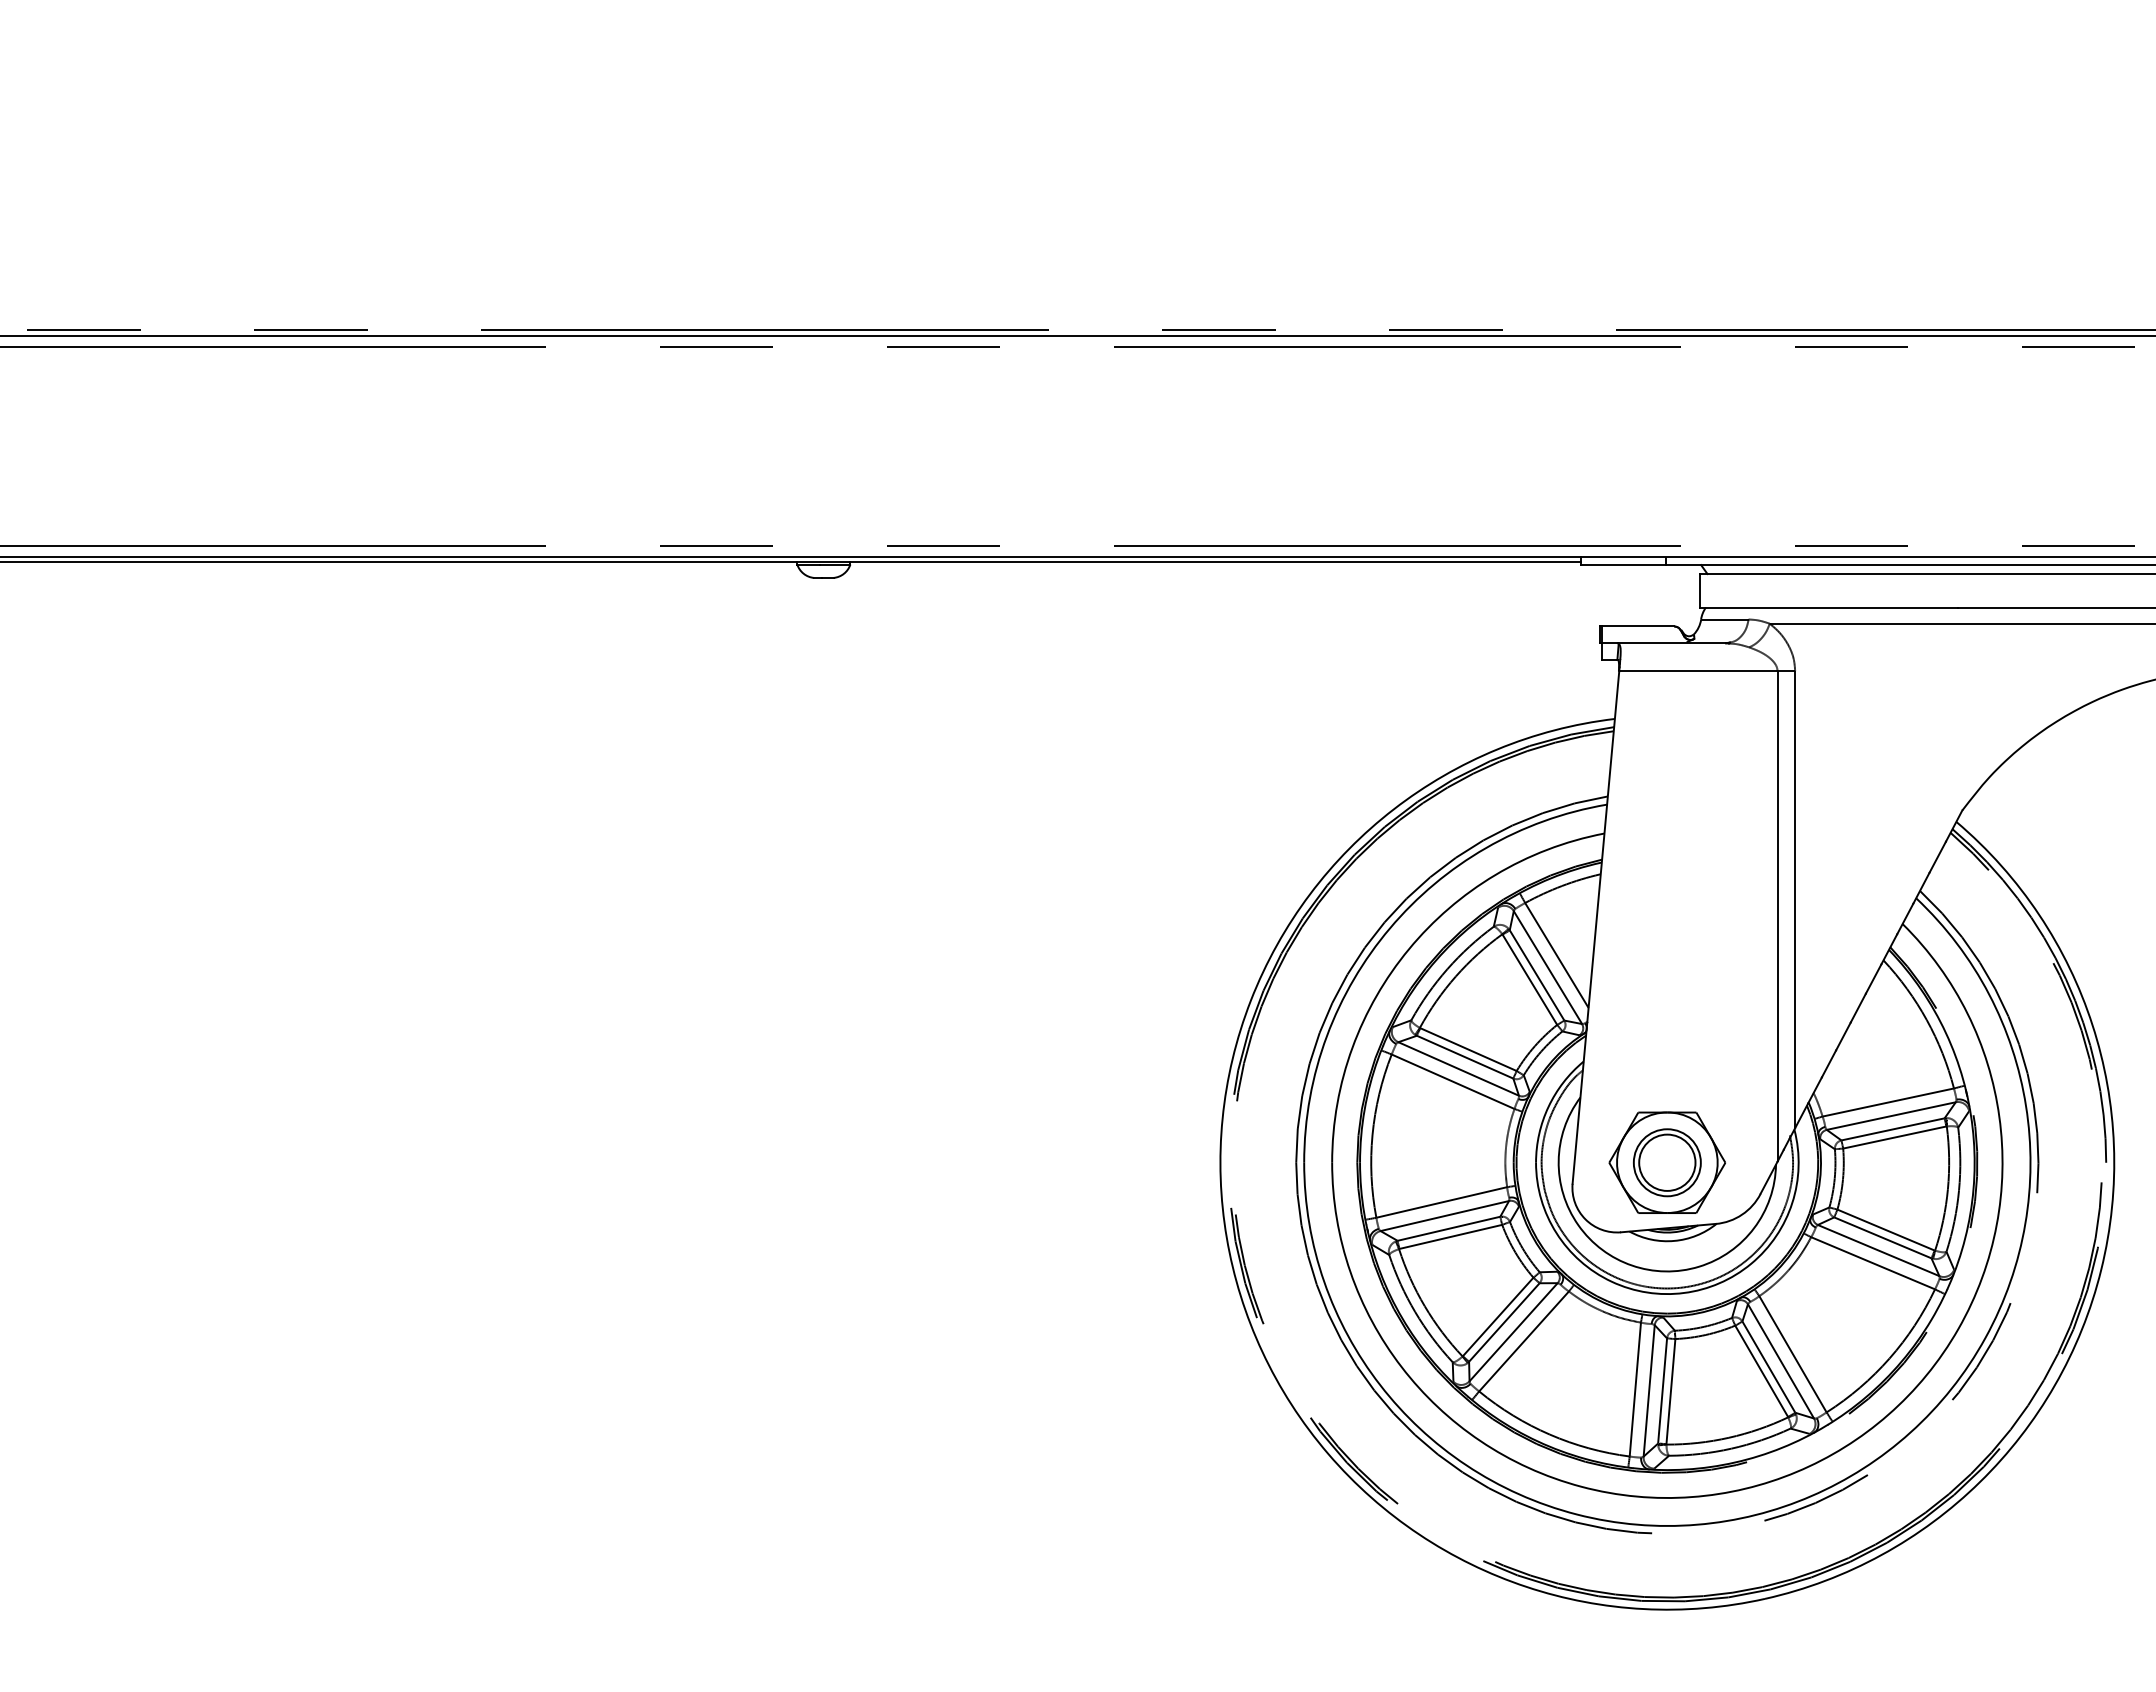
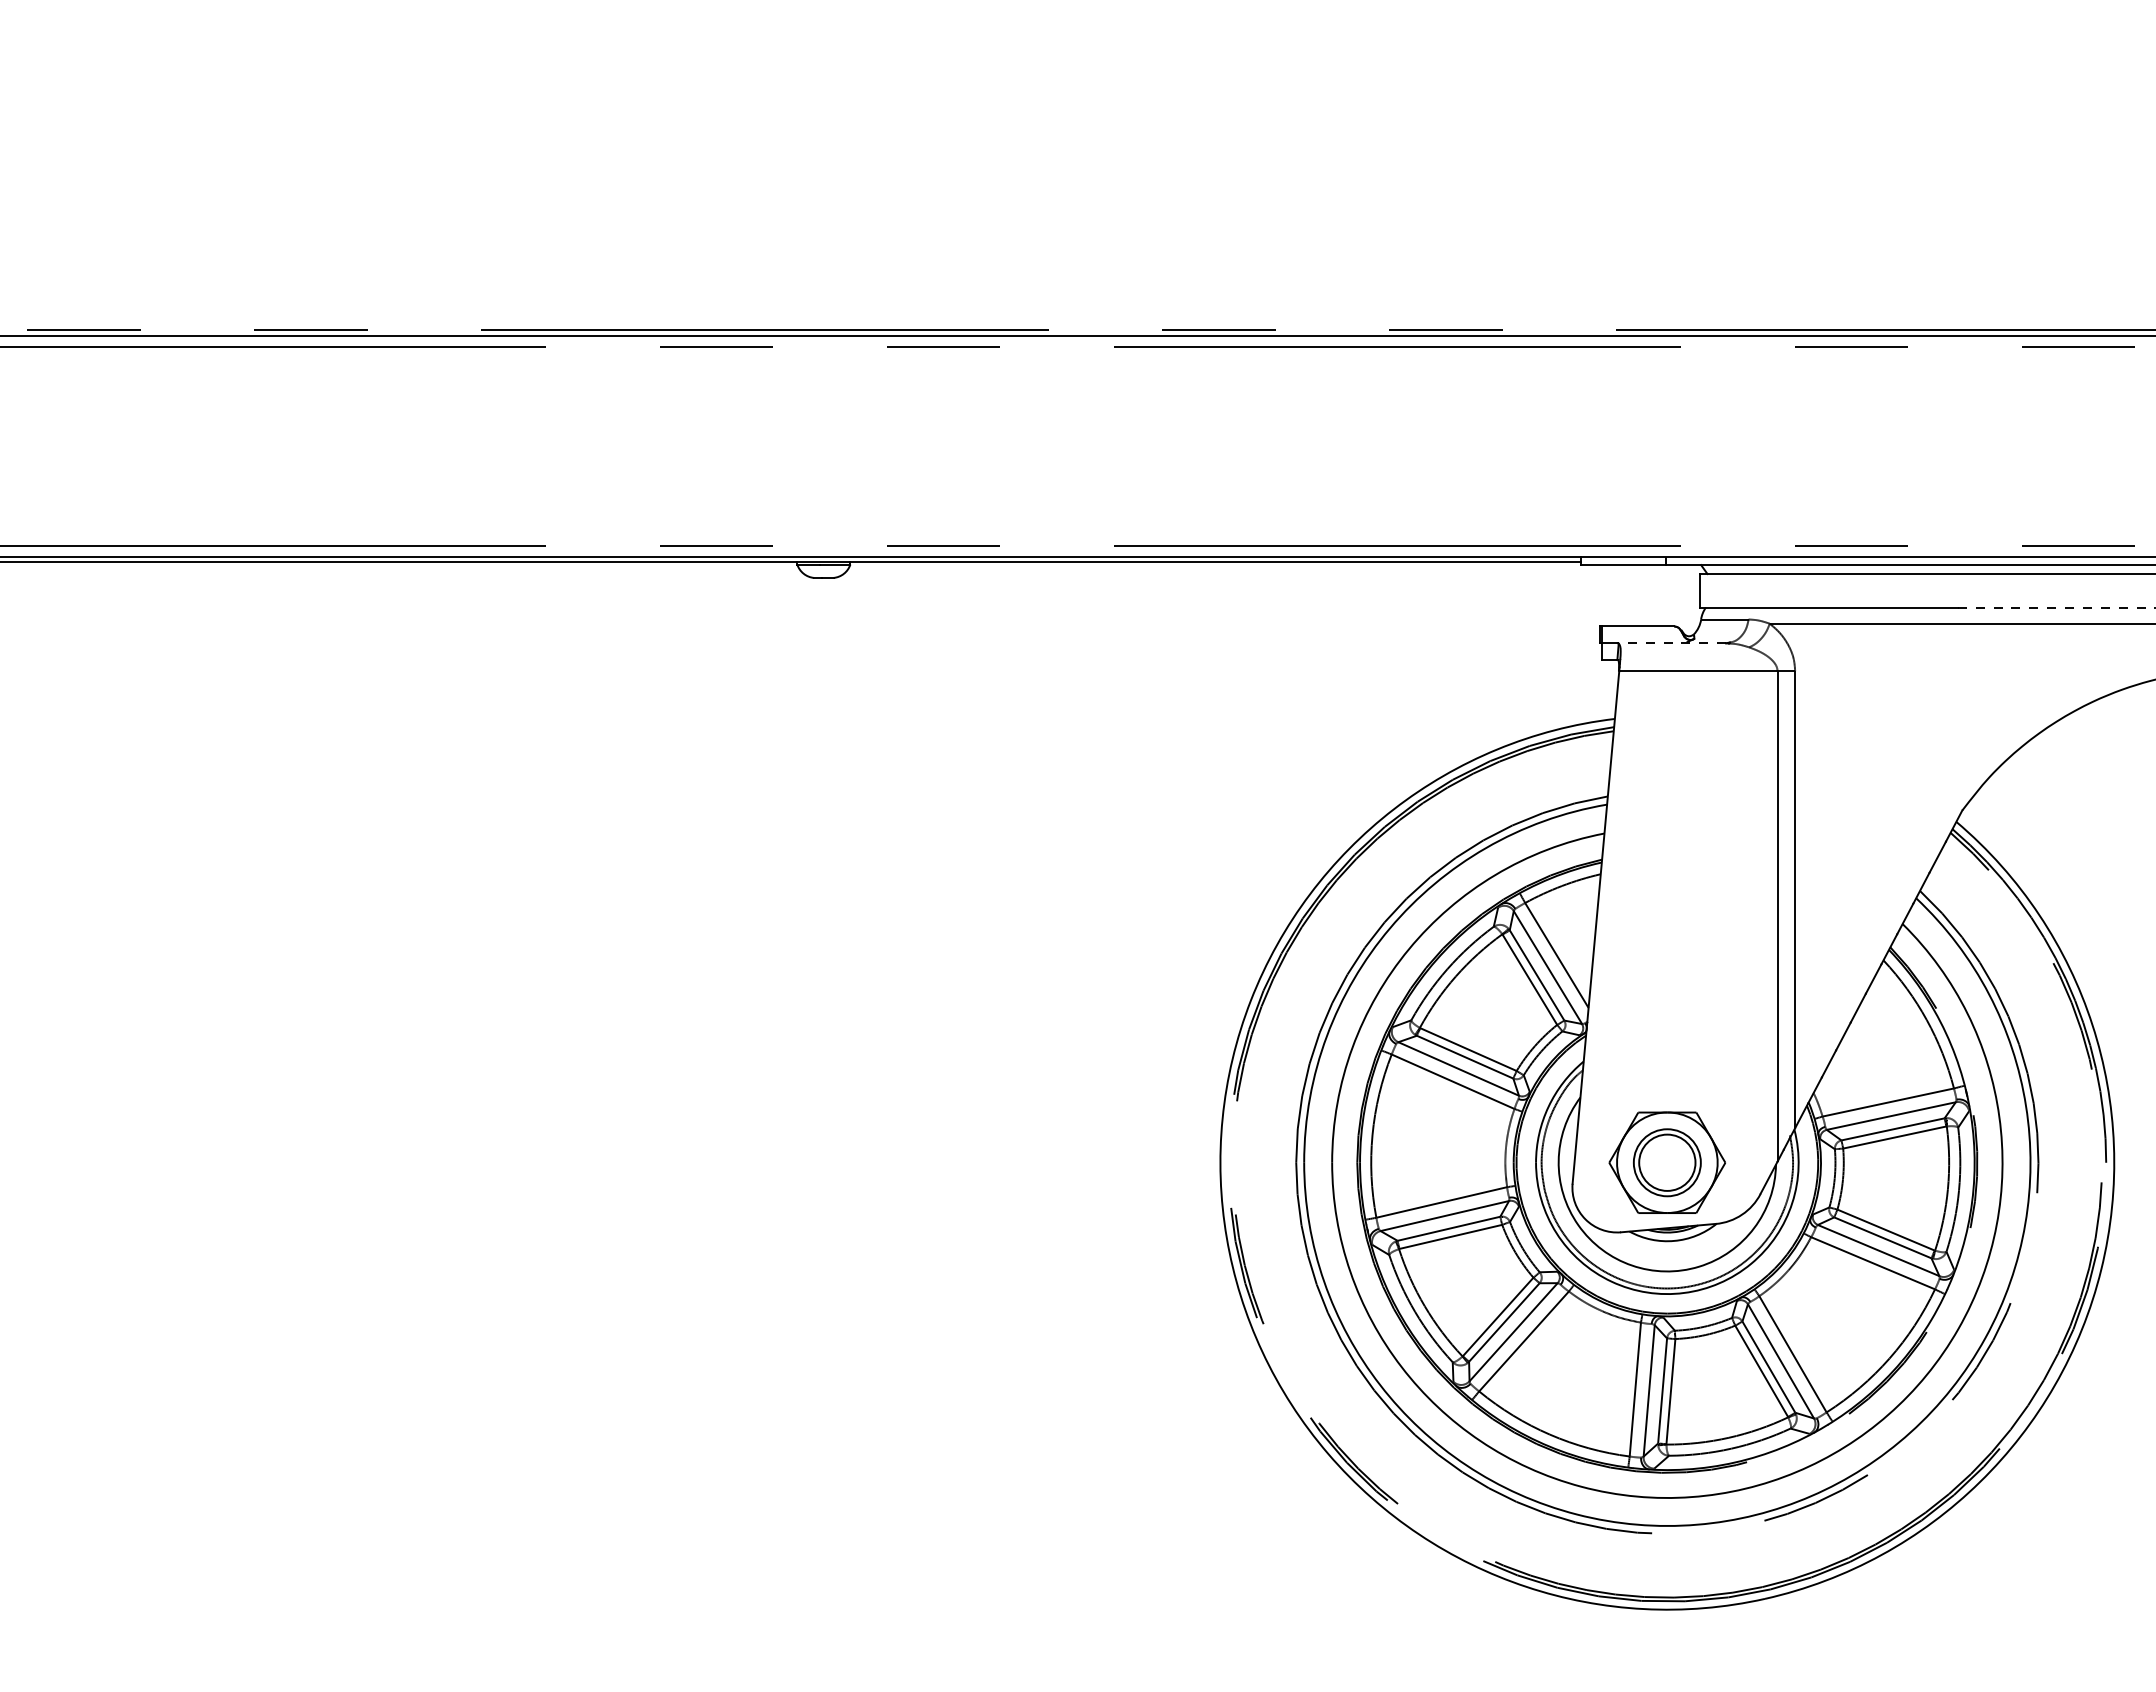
line: solid -> dashed (2056, 607)
line: solid -> dashed (1671, 643)
